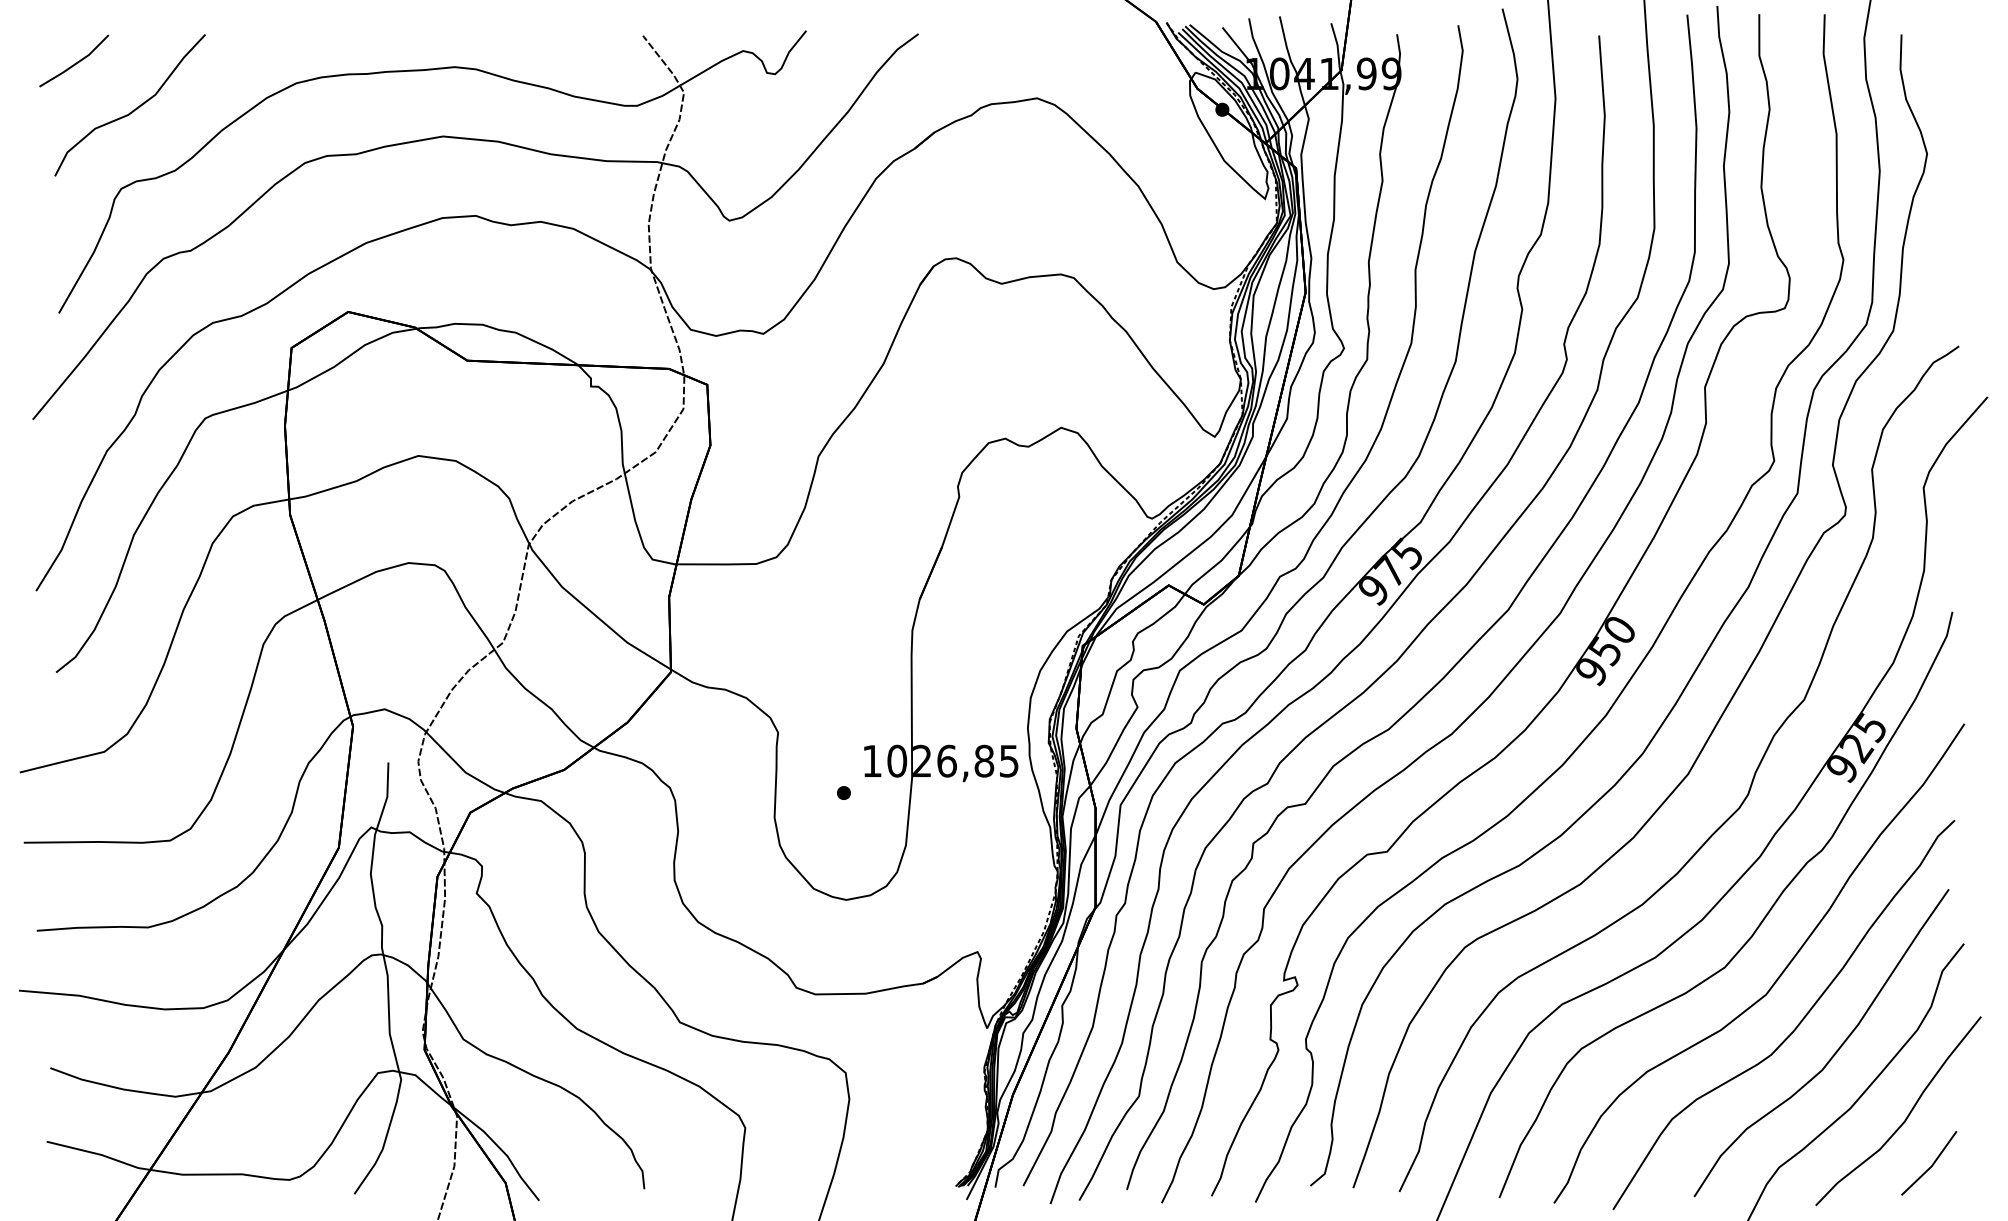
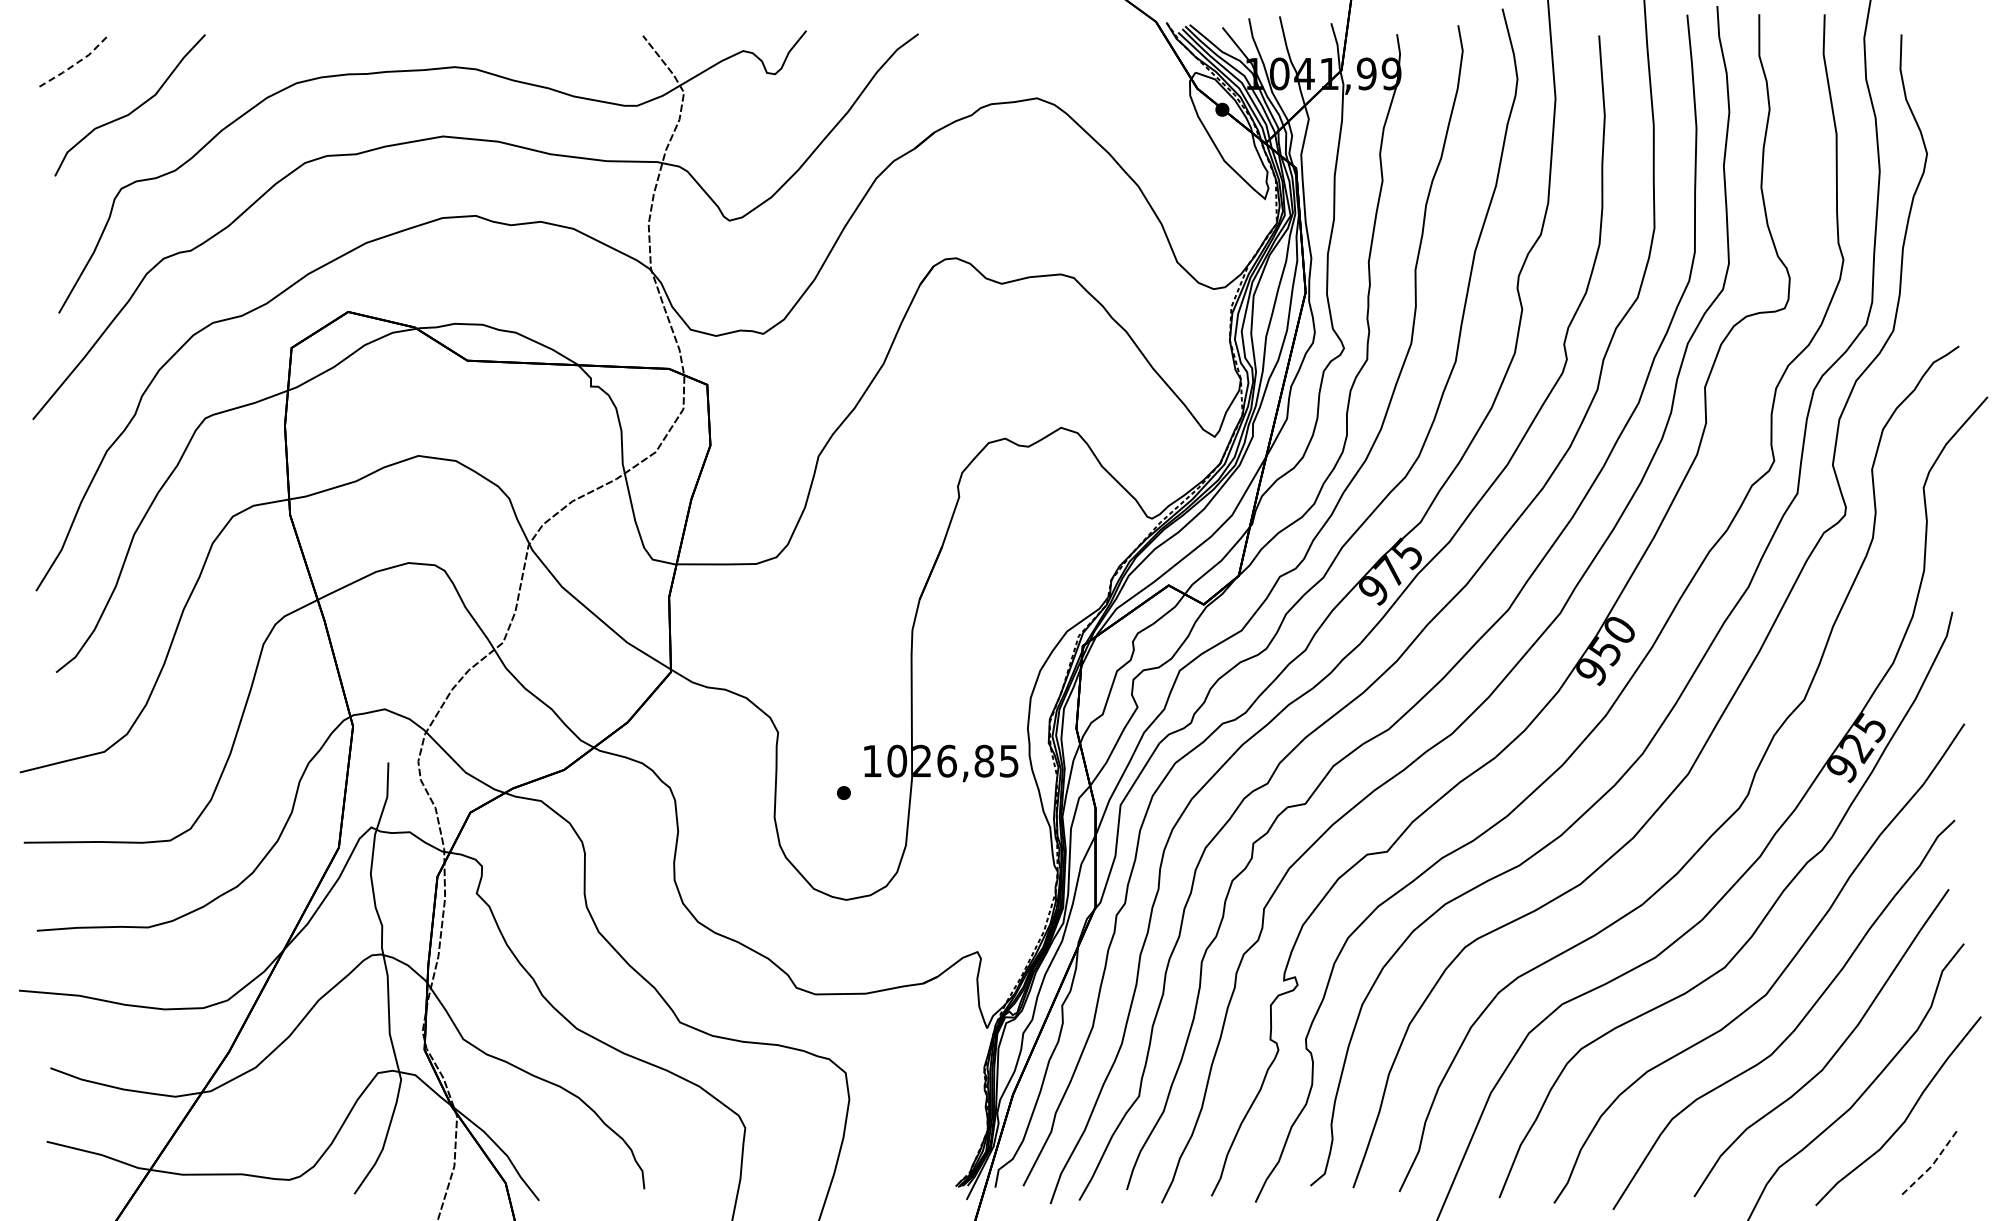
line: solid -> dashed (76, 63)
line: solid -> dashed (1931, 1166)
